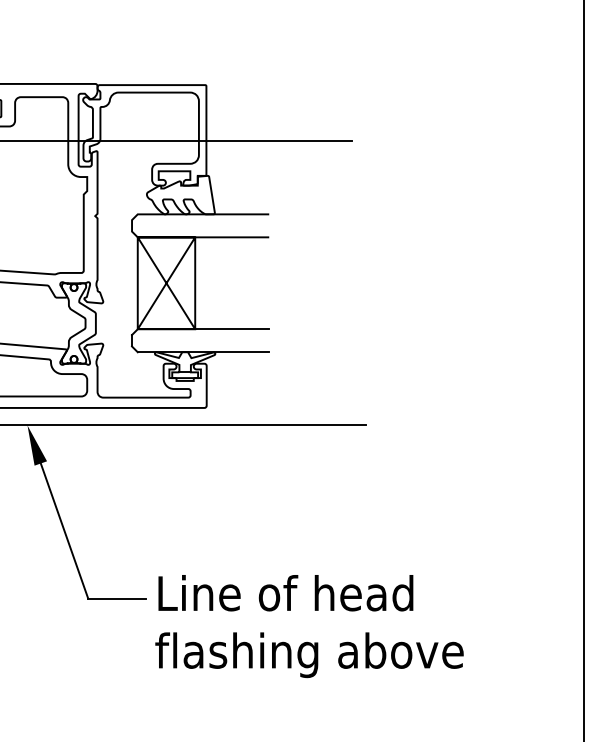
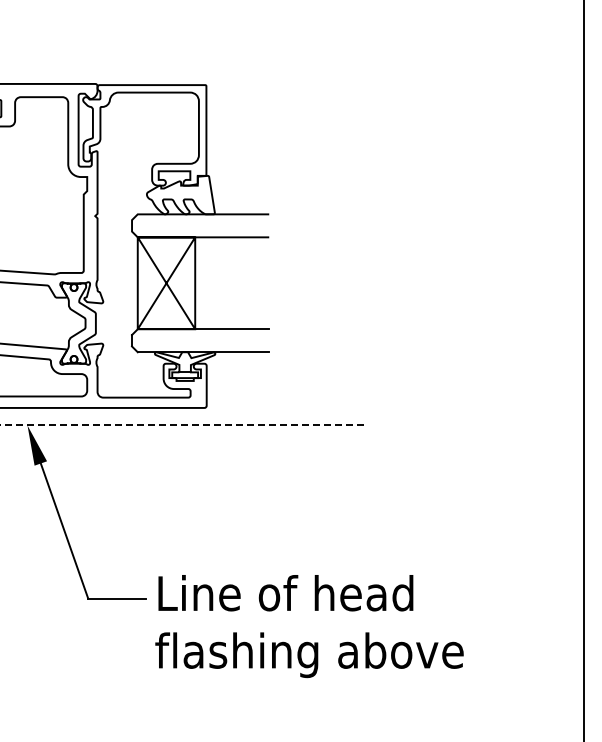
line: present -> none (176, 140)
line: solid -> dashed (183, 425)
